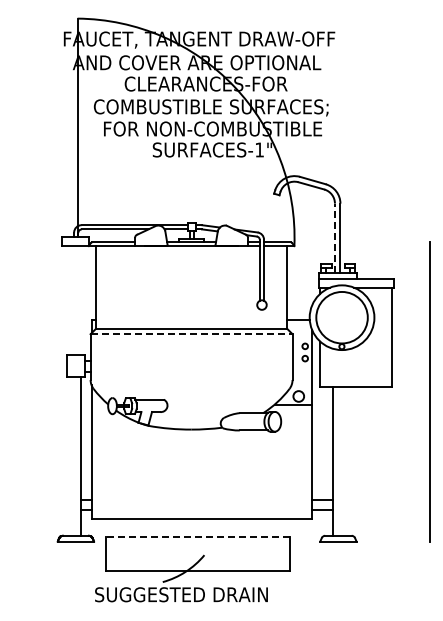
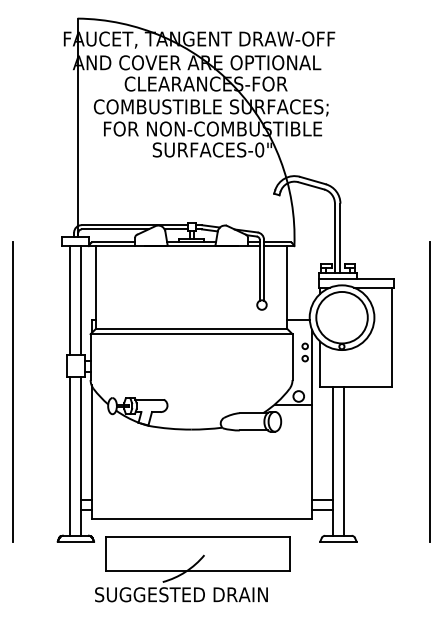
text: SURFACES-1" -> SURFACES-0" (259, 149)
line: dashed -> solid (334, 237)
line: none -> present (70, 300)
line: none -> present (81, 300)
line: dashed -> solid (191, 334)
line: none -> present (12, 391)
line: none -> present (70, 456)
line: none -> present (343, 461)
line: dashed -> solid (198, 536)
